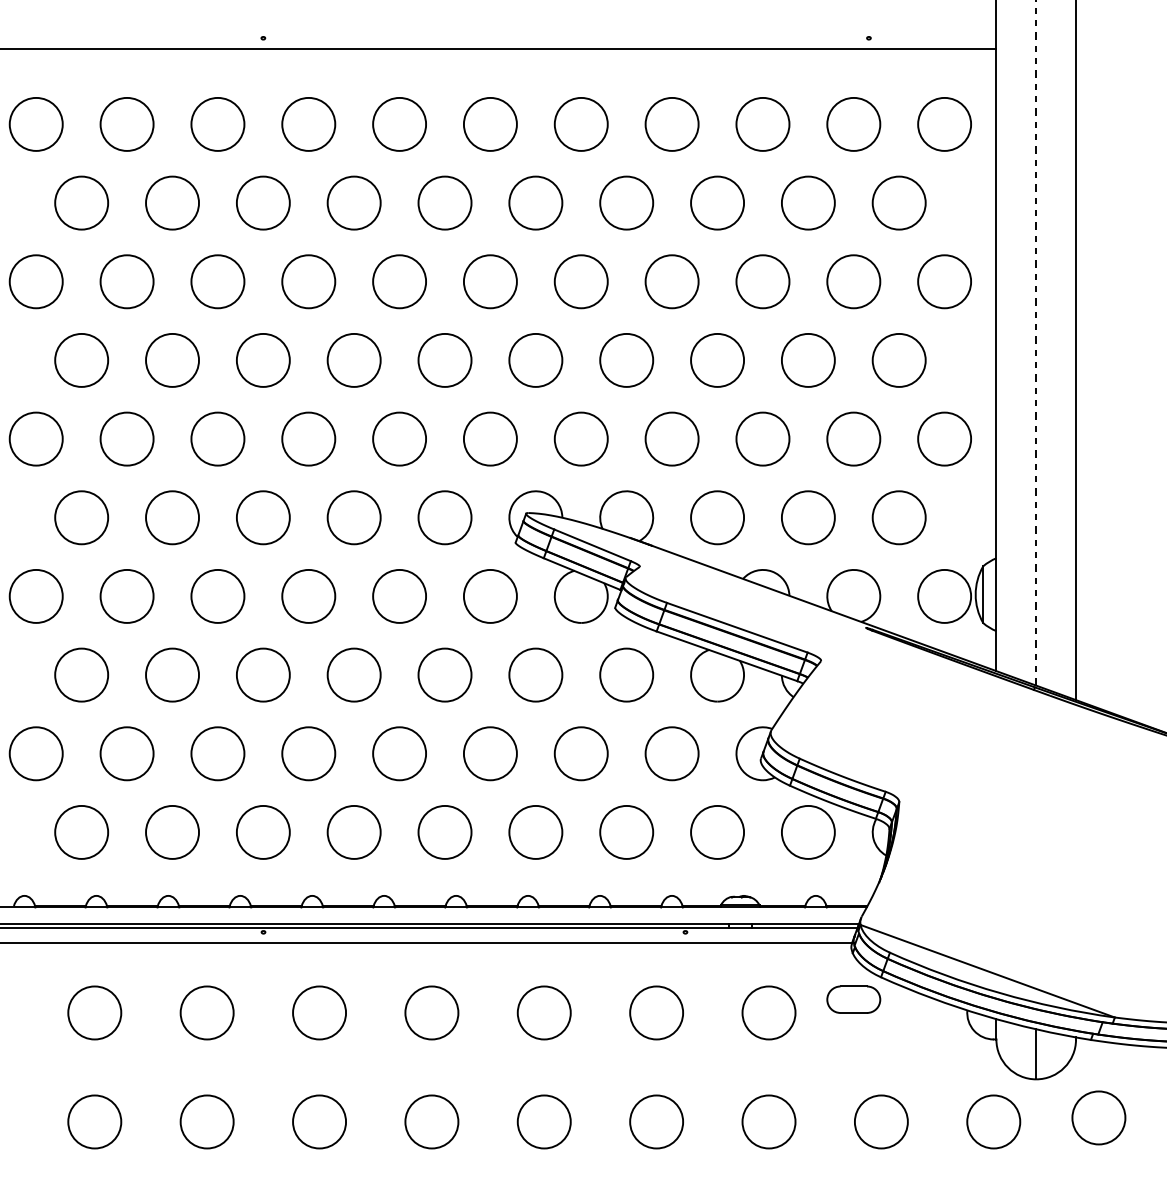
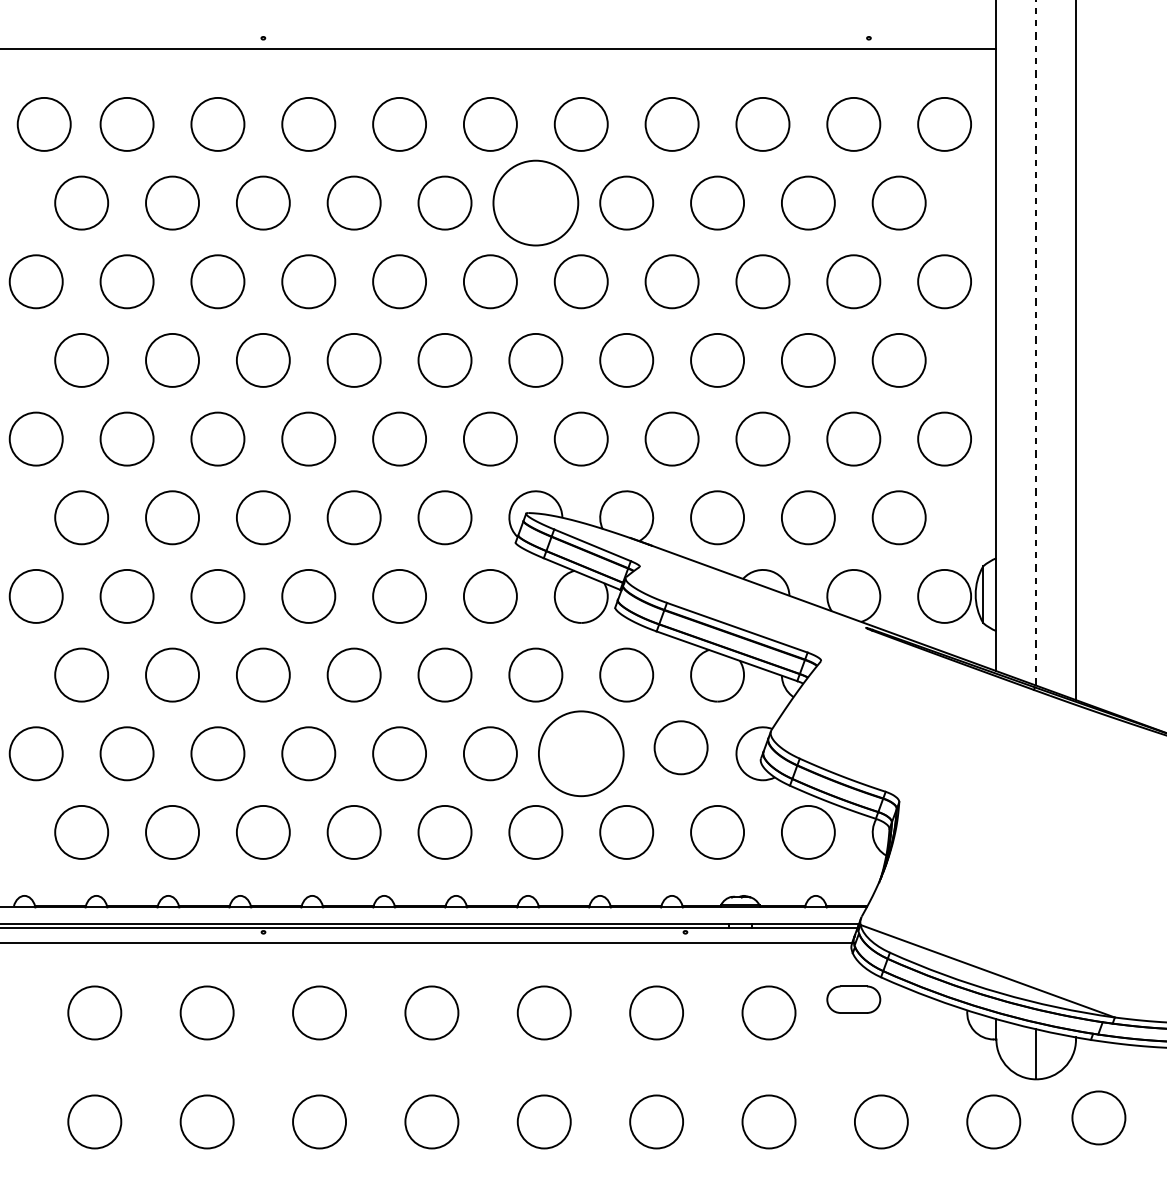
circle position: (35, 124) -> (43, 124) (43, 124)
circle diameter: 53 px -> 85 px (535, 202)
circle diameter: 53 px -> 85 px (580, 753)
circle position: (671, 753) -> (680, 747) (680, 747)
